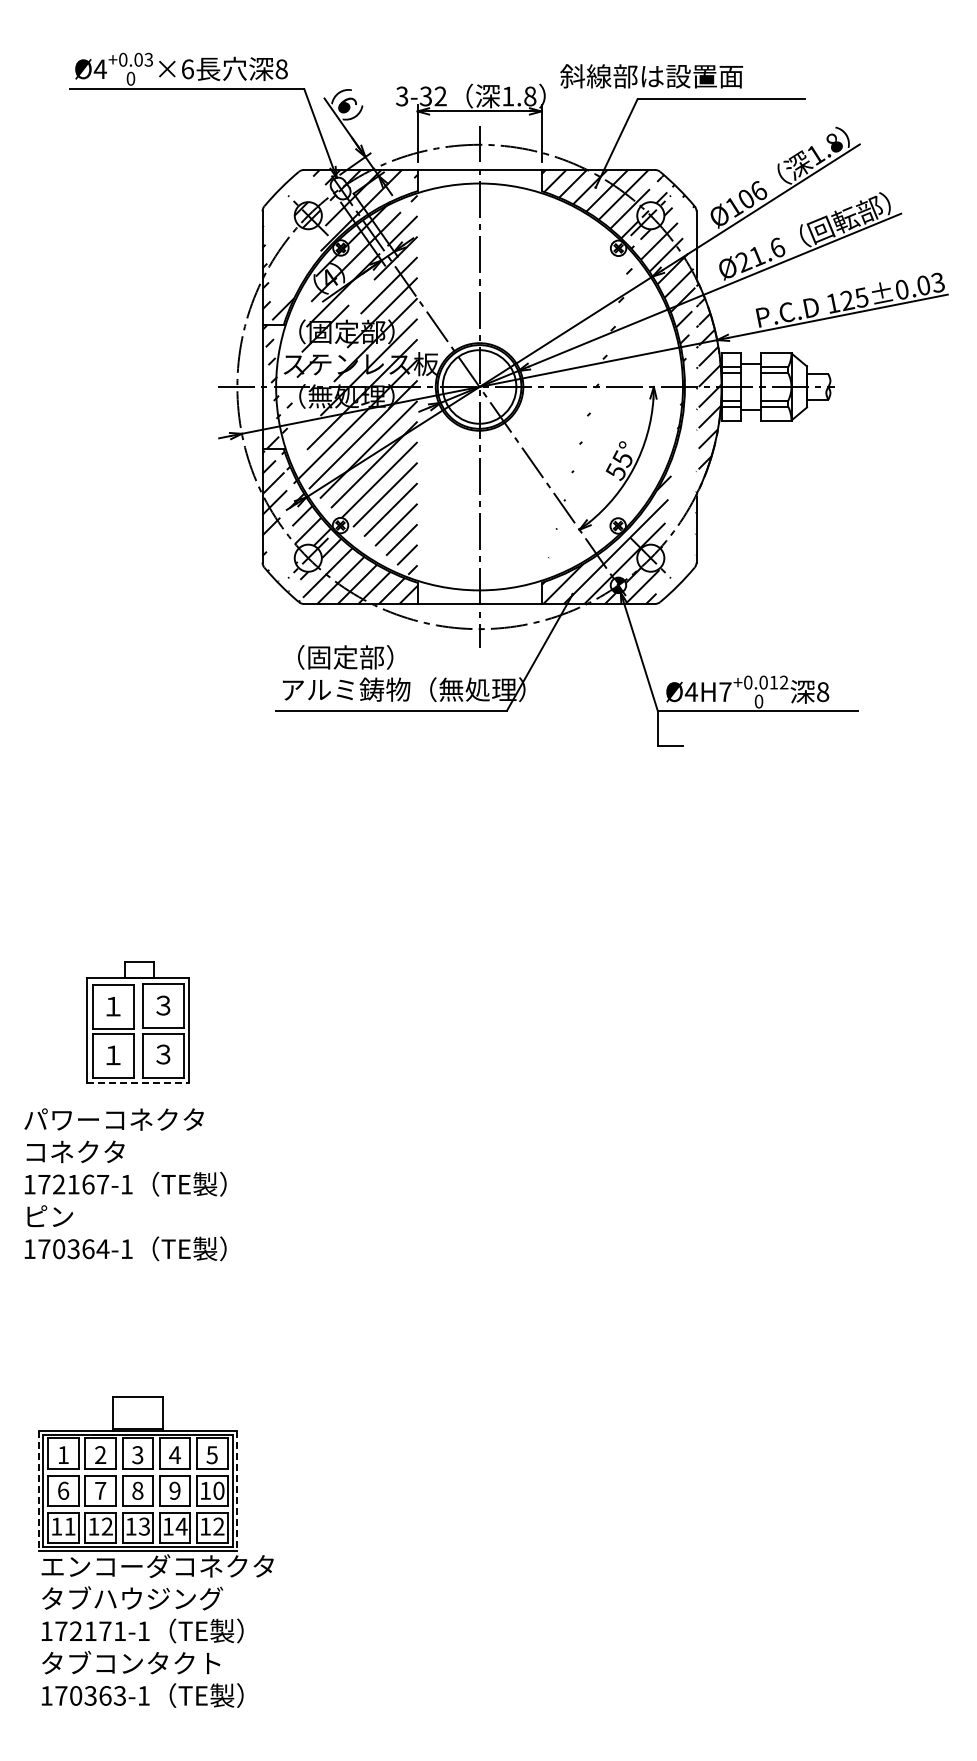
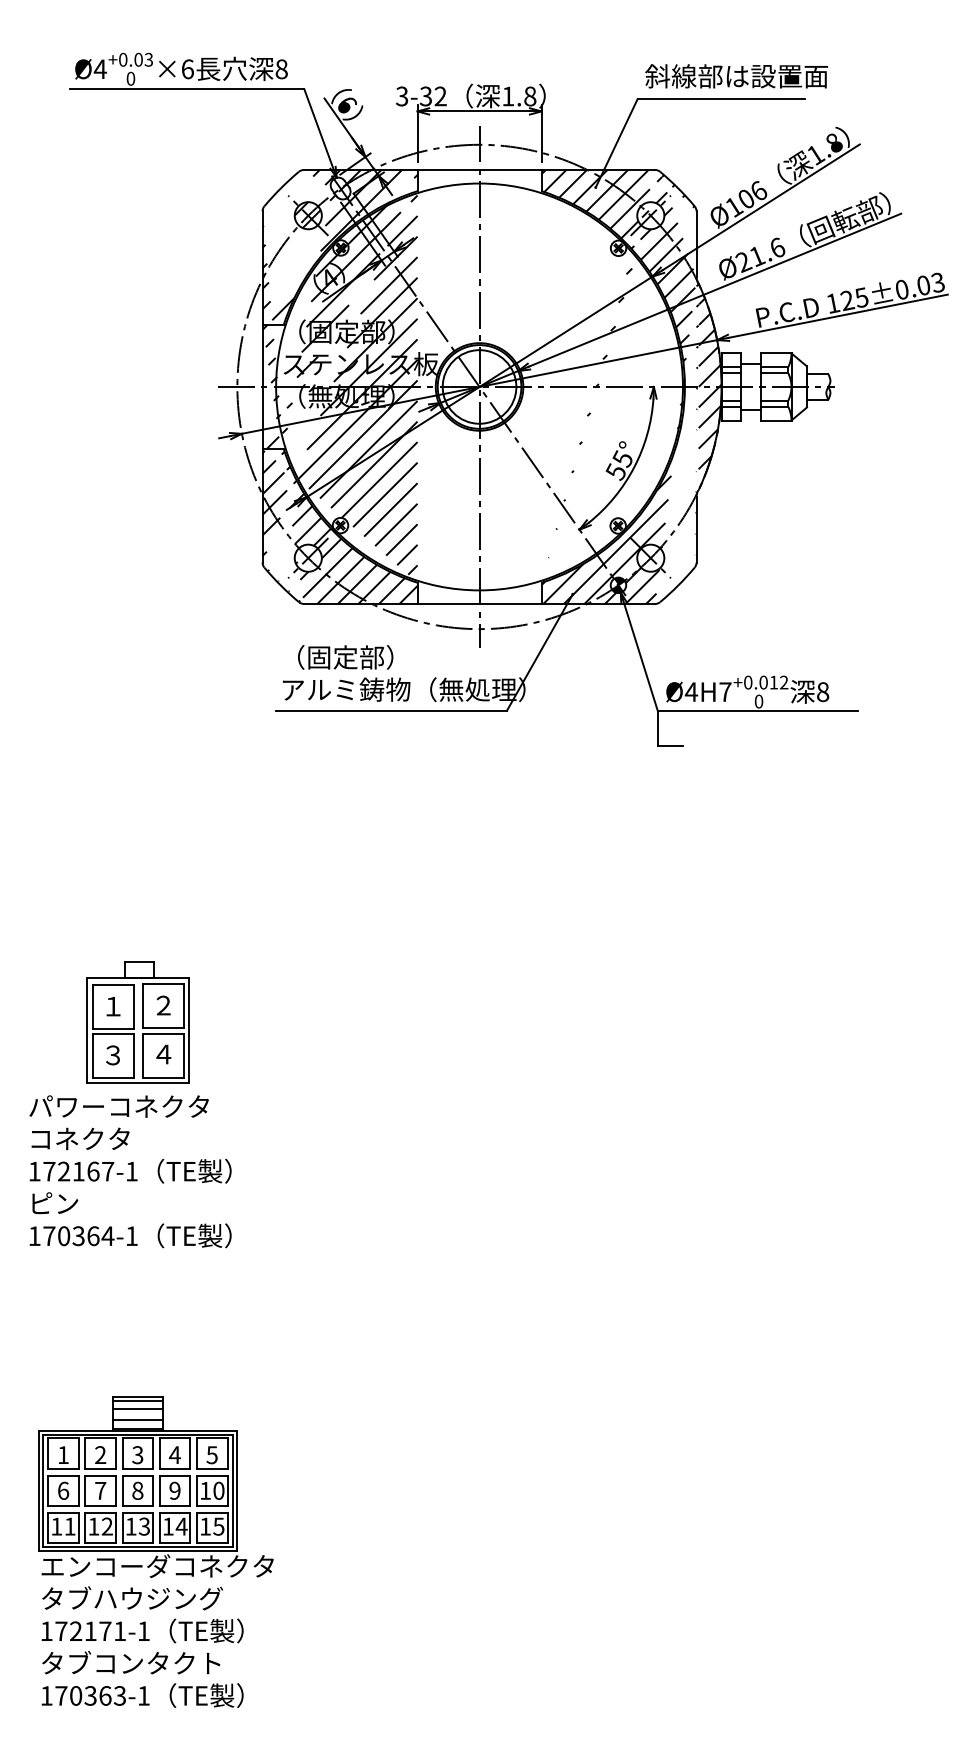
text position: (651, 76) -> (736, 76) (736, 76)
text: ３ -> ２ (163, 1005)
text: ３ -> ４ (163, 1054)
text: １ -> ３ (113, 1055)
line: dashed -> solid (138, 1082)
text position: (125, 1184) -> (130, 1171) (130, 1171)
line: none -> present (137, 1400)
line: none -> present (137, 1409)
line: none -> present (137, 1420)
line: dashed -> solid (38, 1491)
line: dashed -> solid (237, 1491)
text: 12 -> 15 (218, 1526)
